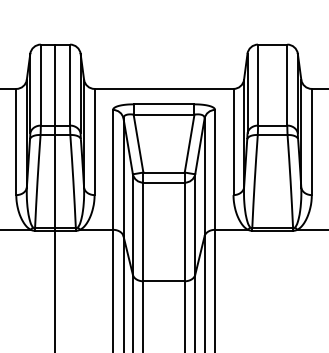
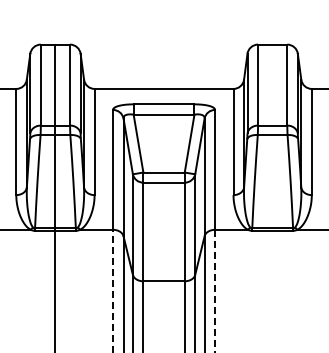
line: solid -> dashed (113, 291)
line: solid -> dashed (215, 291)
